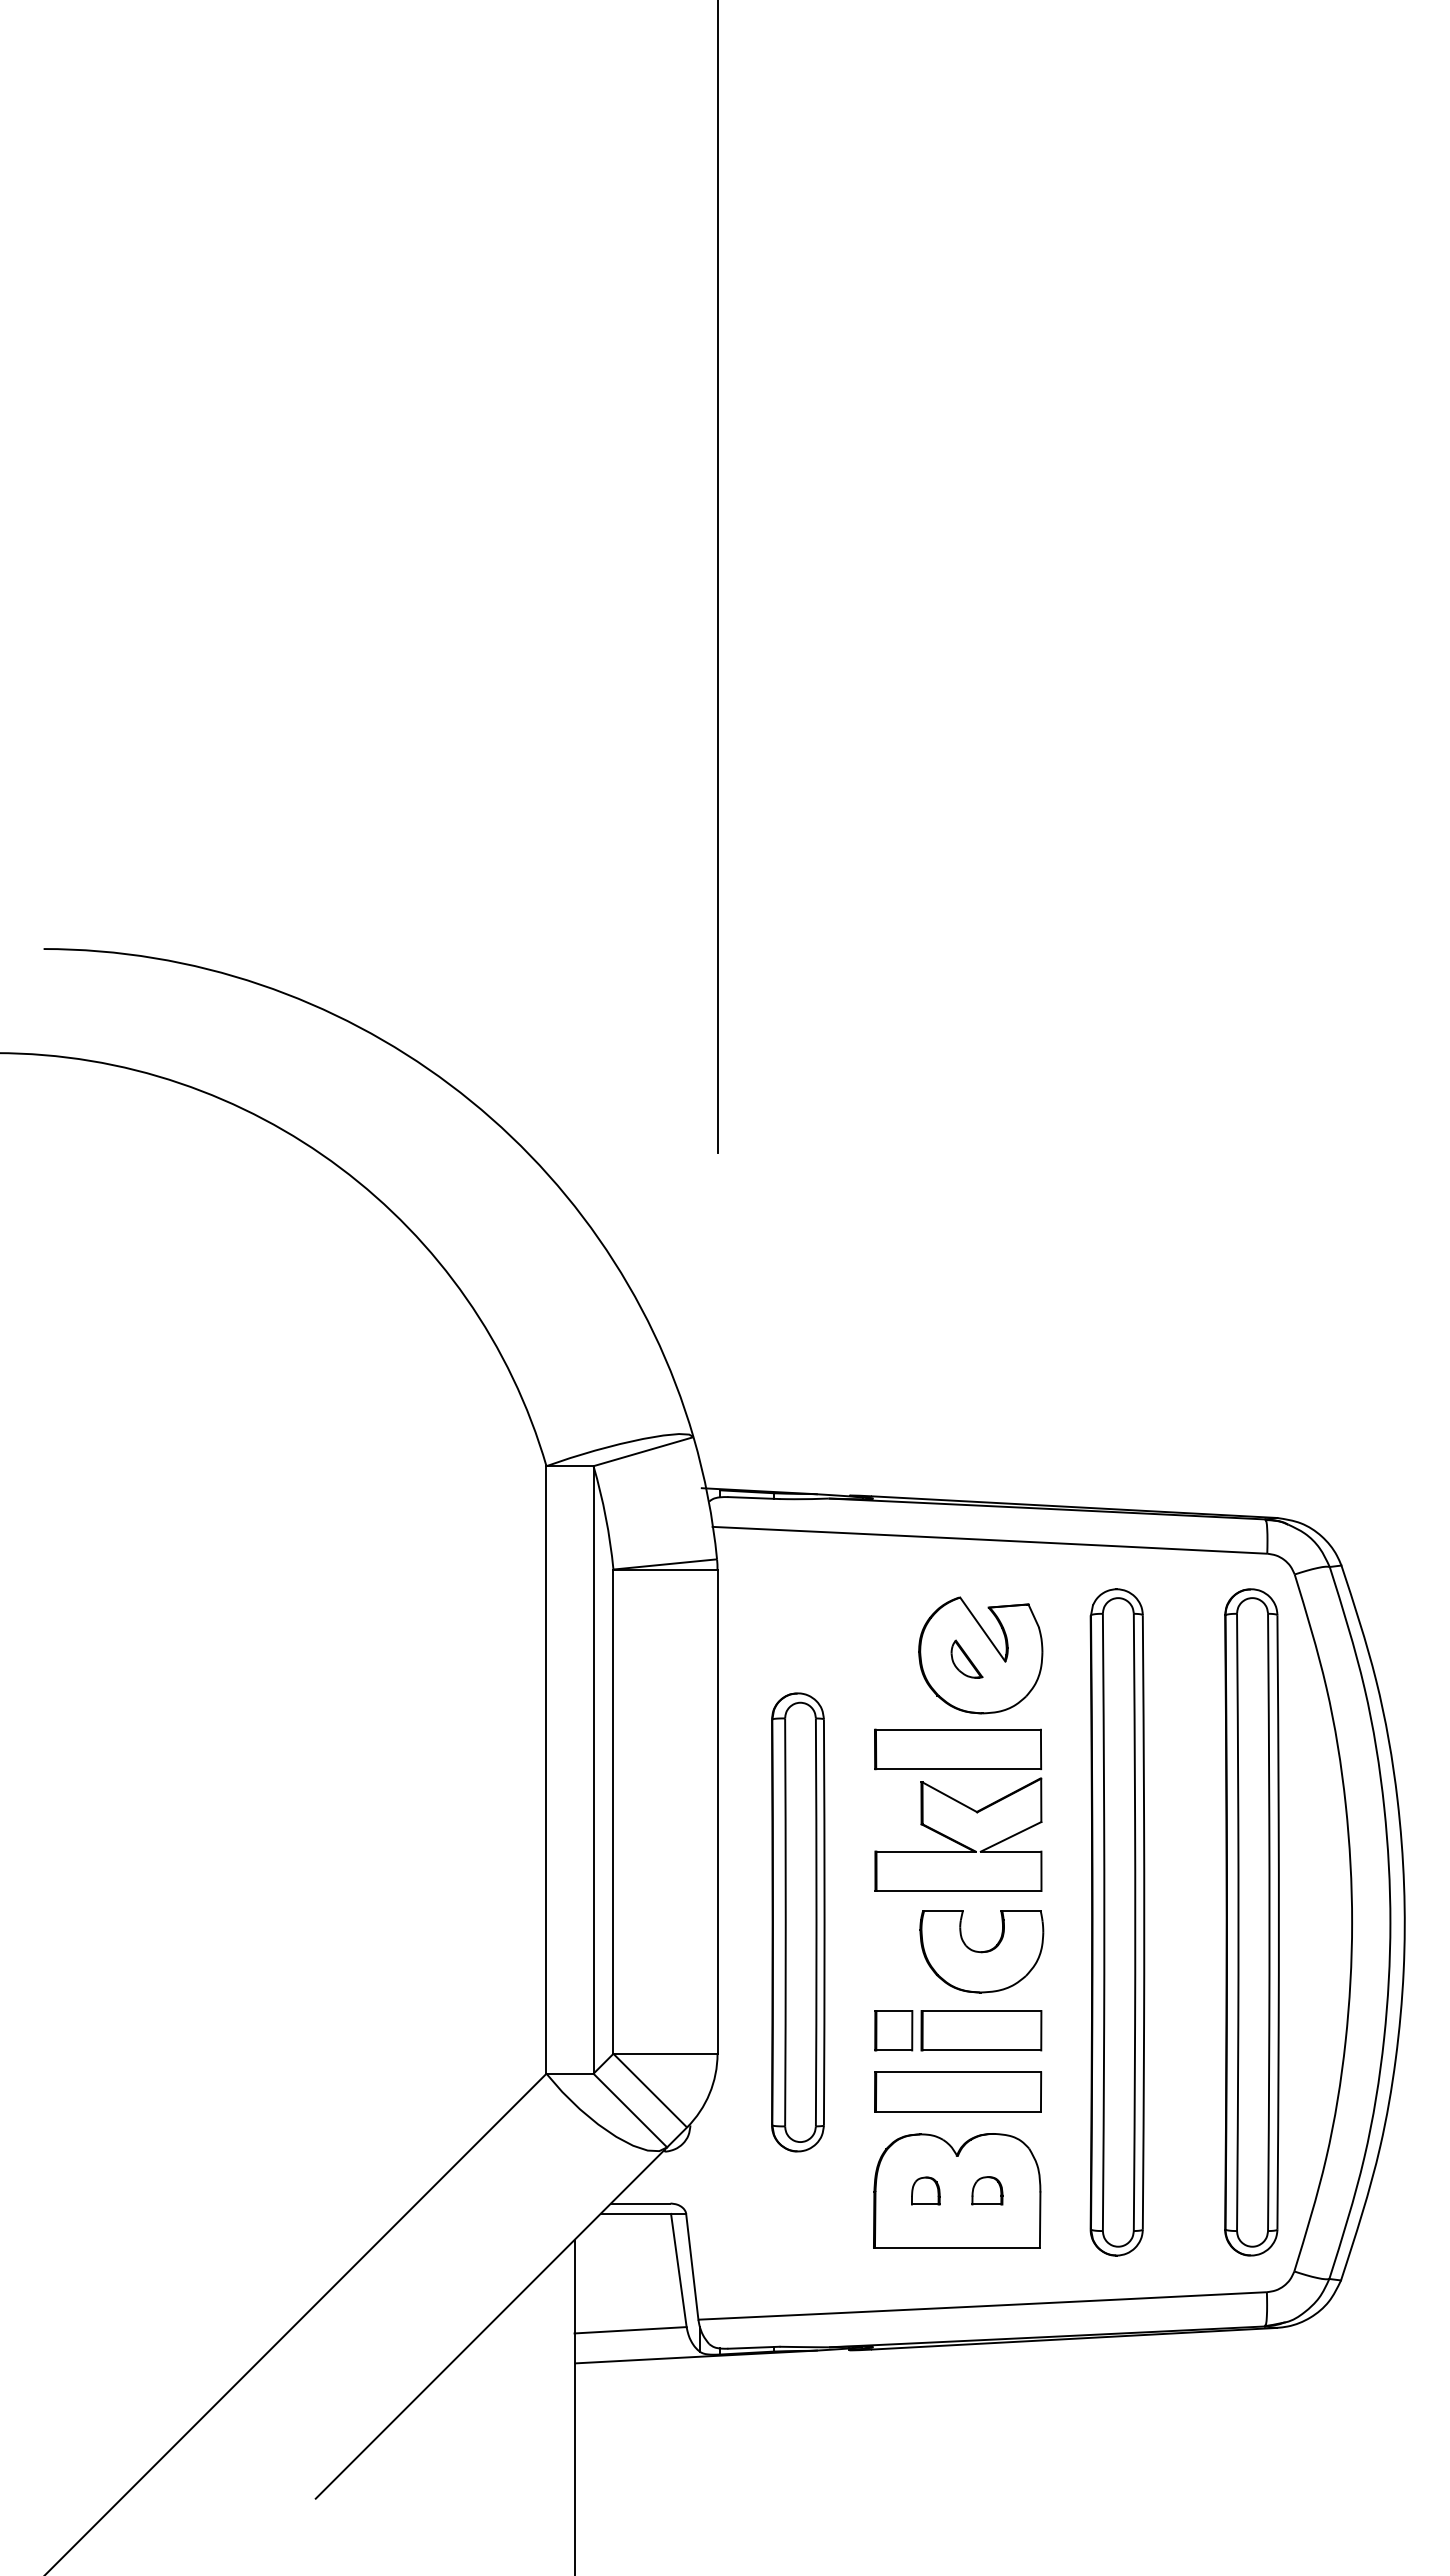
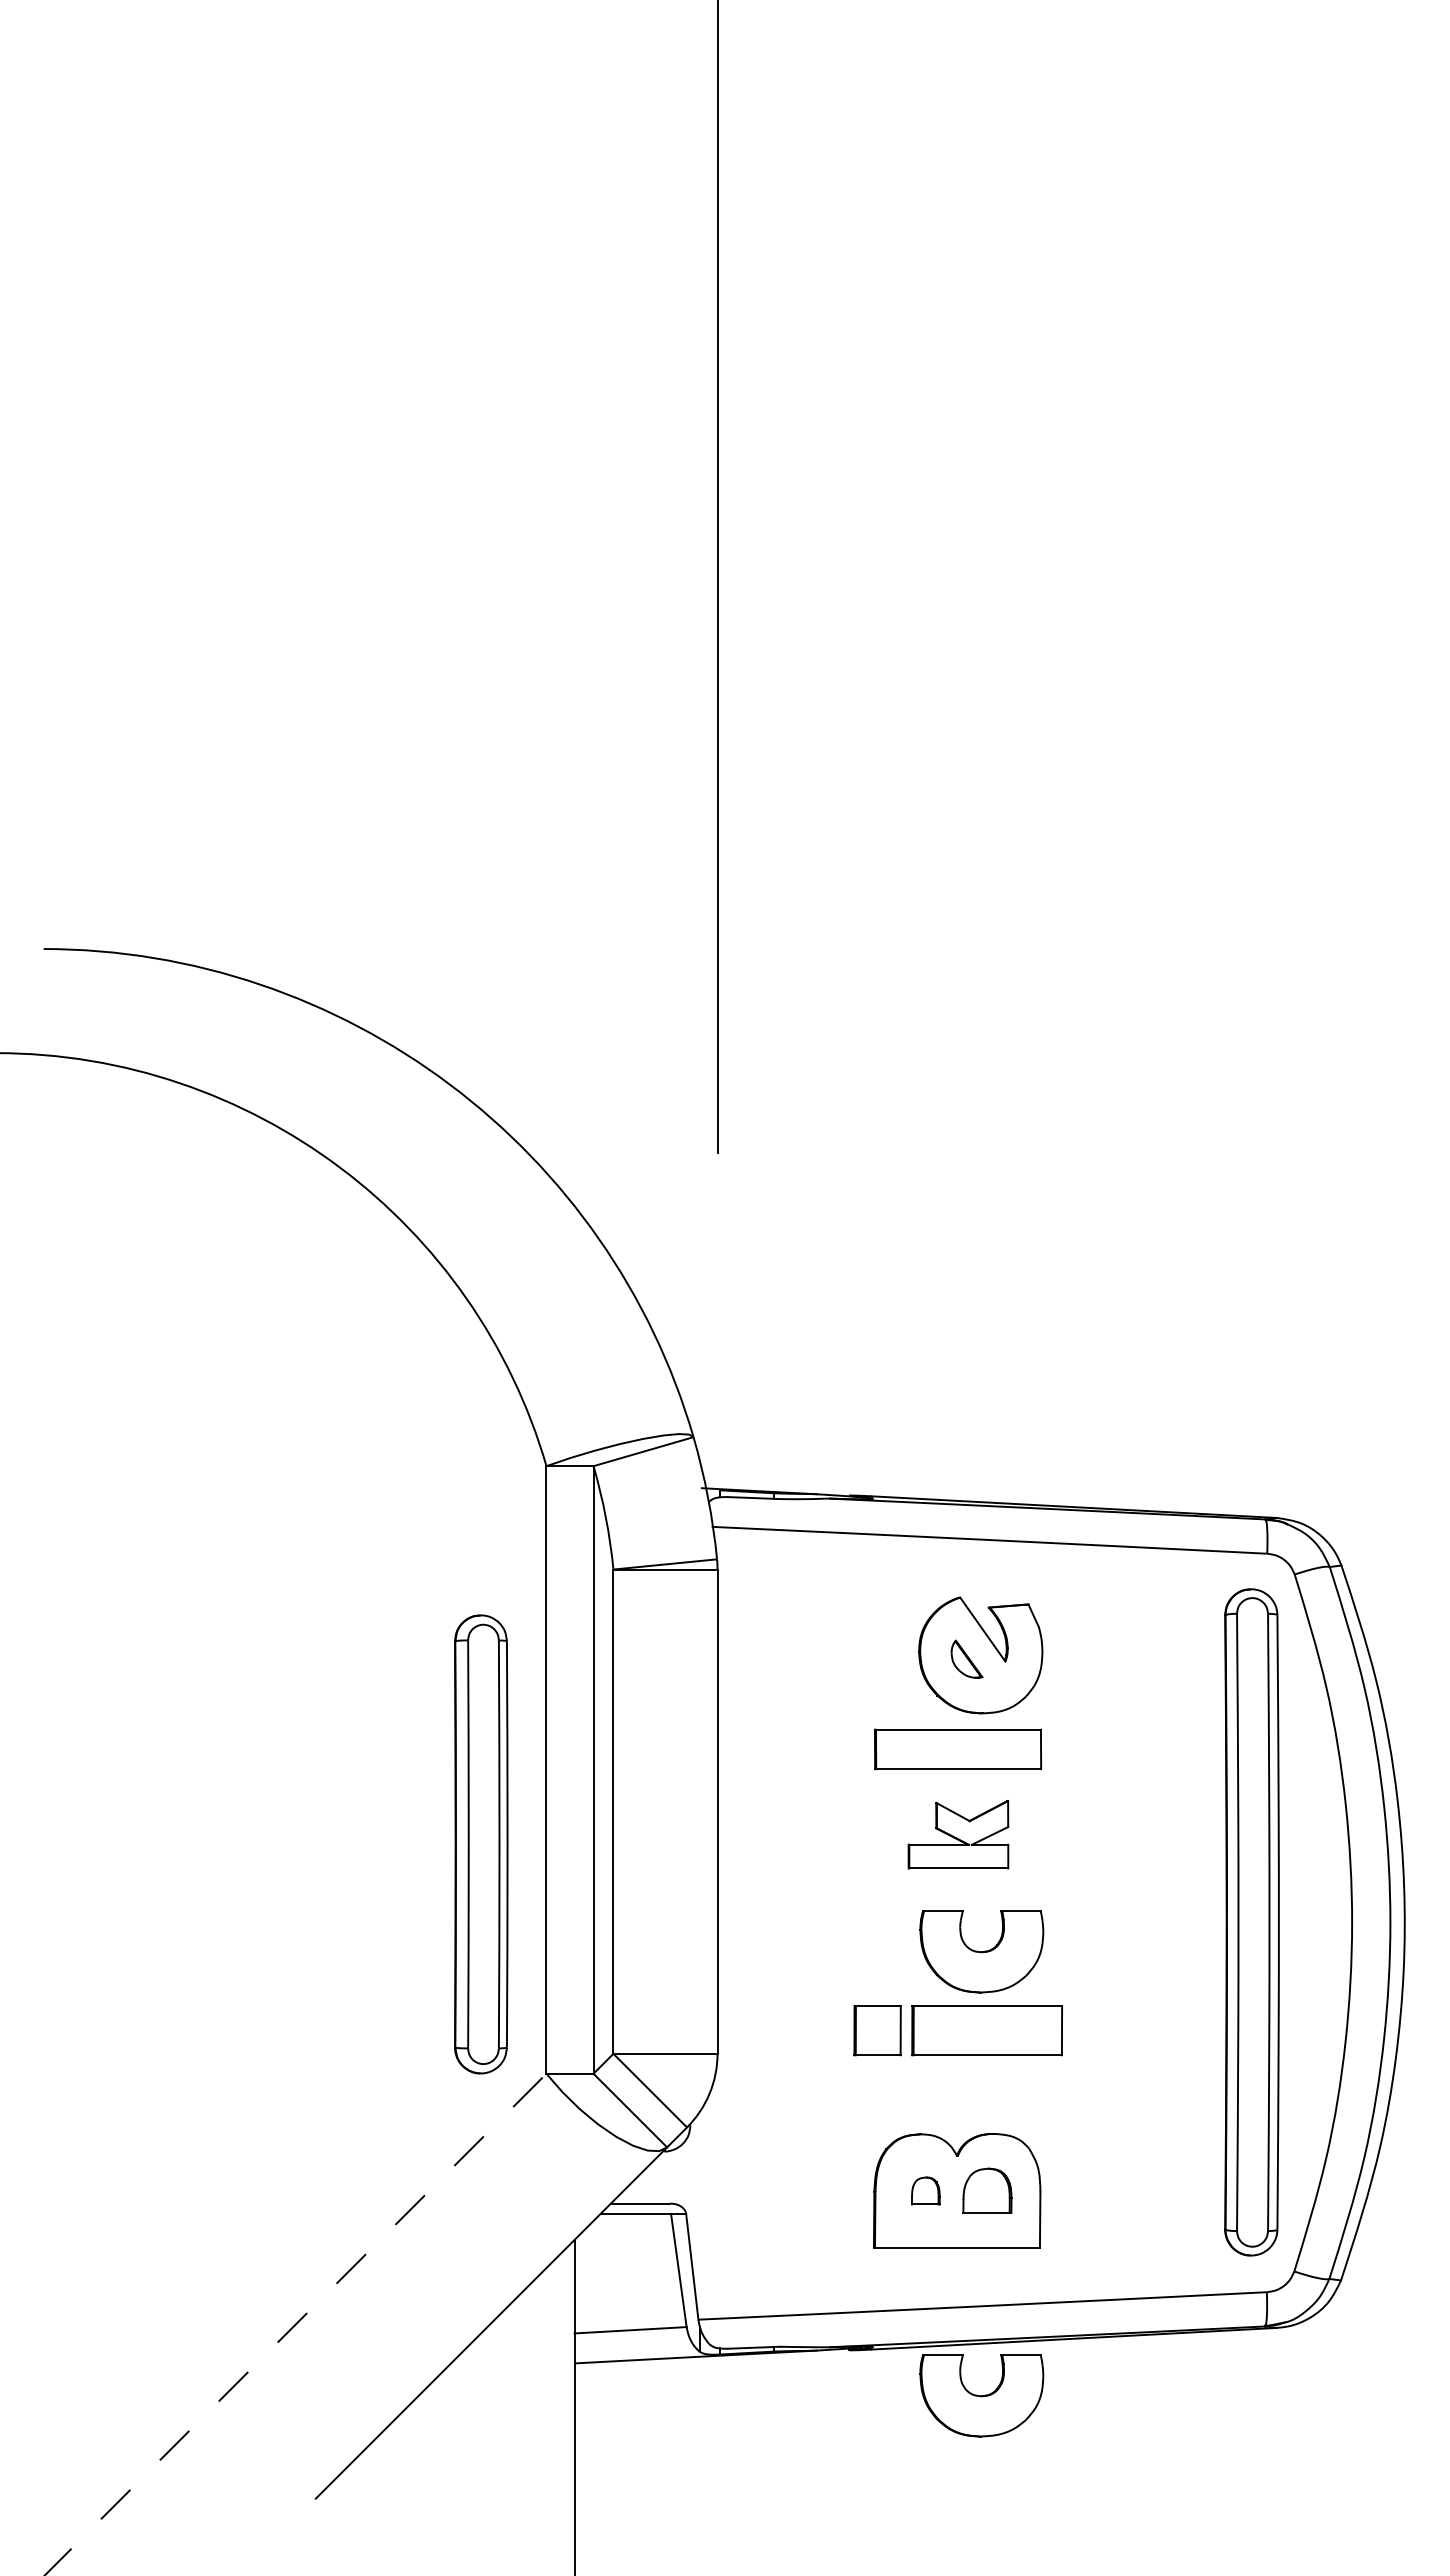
part size: 169x115 px -> 103x70 px (958, 1834)
part position: (798, 1922) -> (481, 1844) (481, 1844)
part: present -> none (1117, 1922)
part size: 169x42 px -> 210x52 px (957, 2030)
part: present -> none (958, 2091)
part size: 33x30 px -> 51x47 px (987, 2190)
line: solid -> dashed (295, 2324)
part: none -> present (981, 2395)
